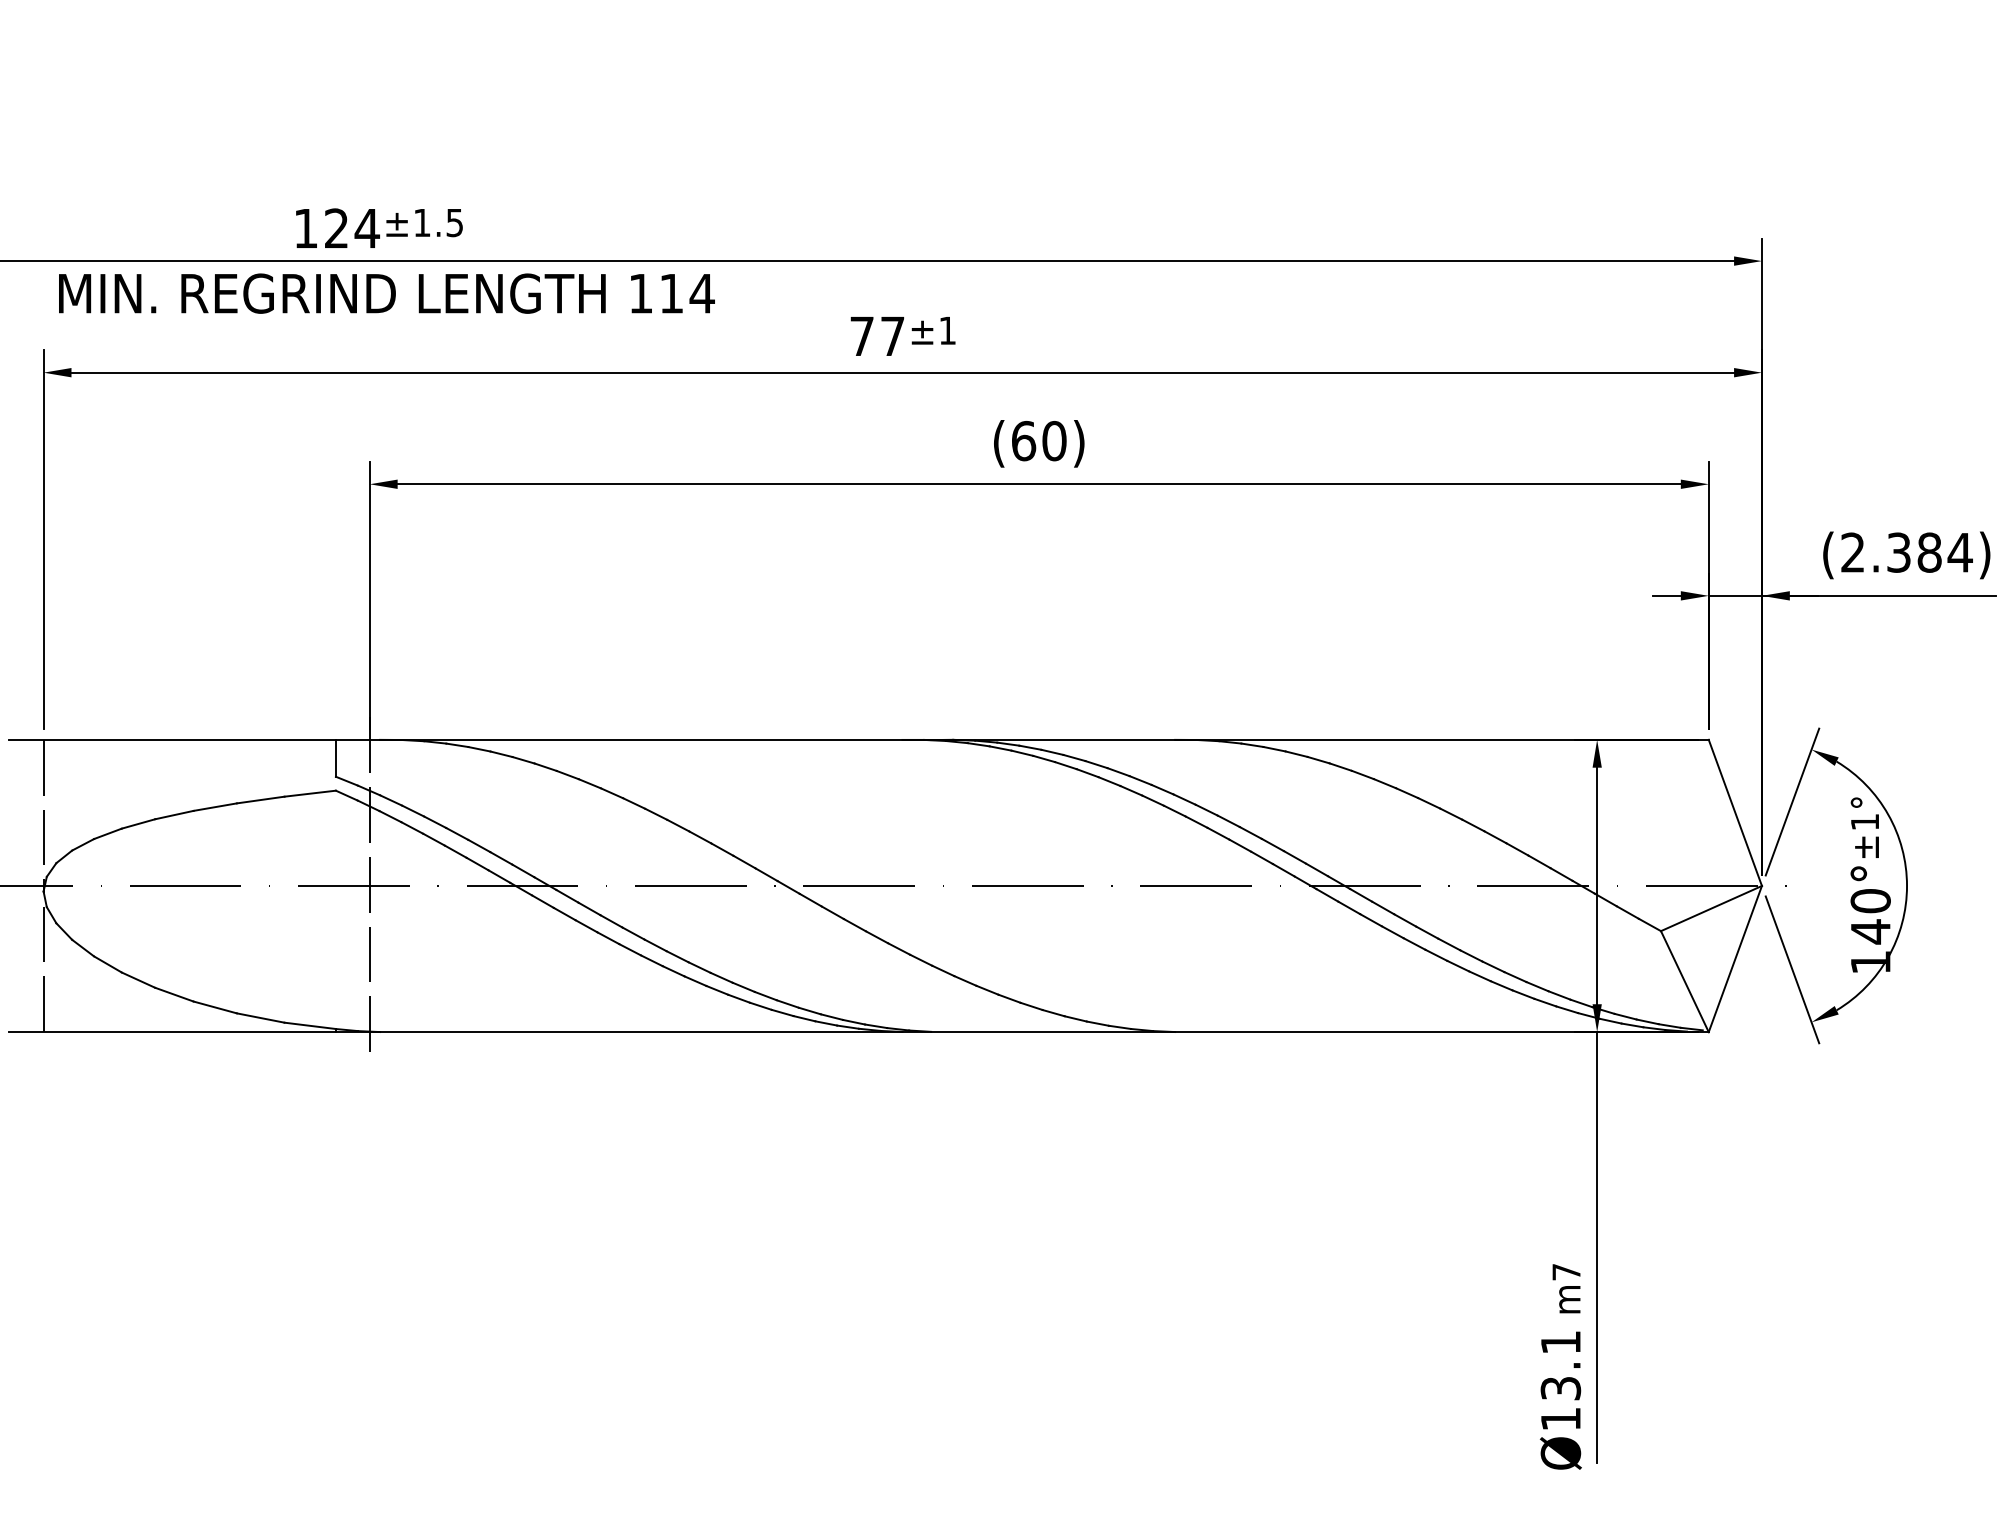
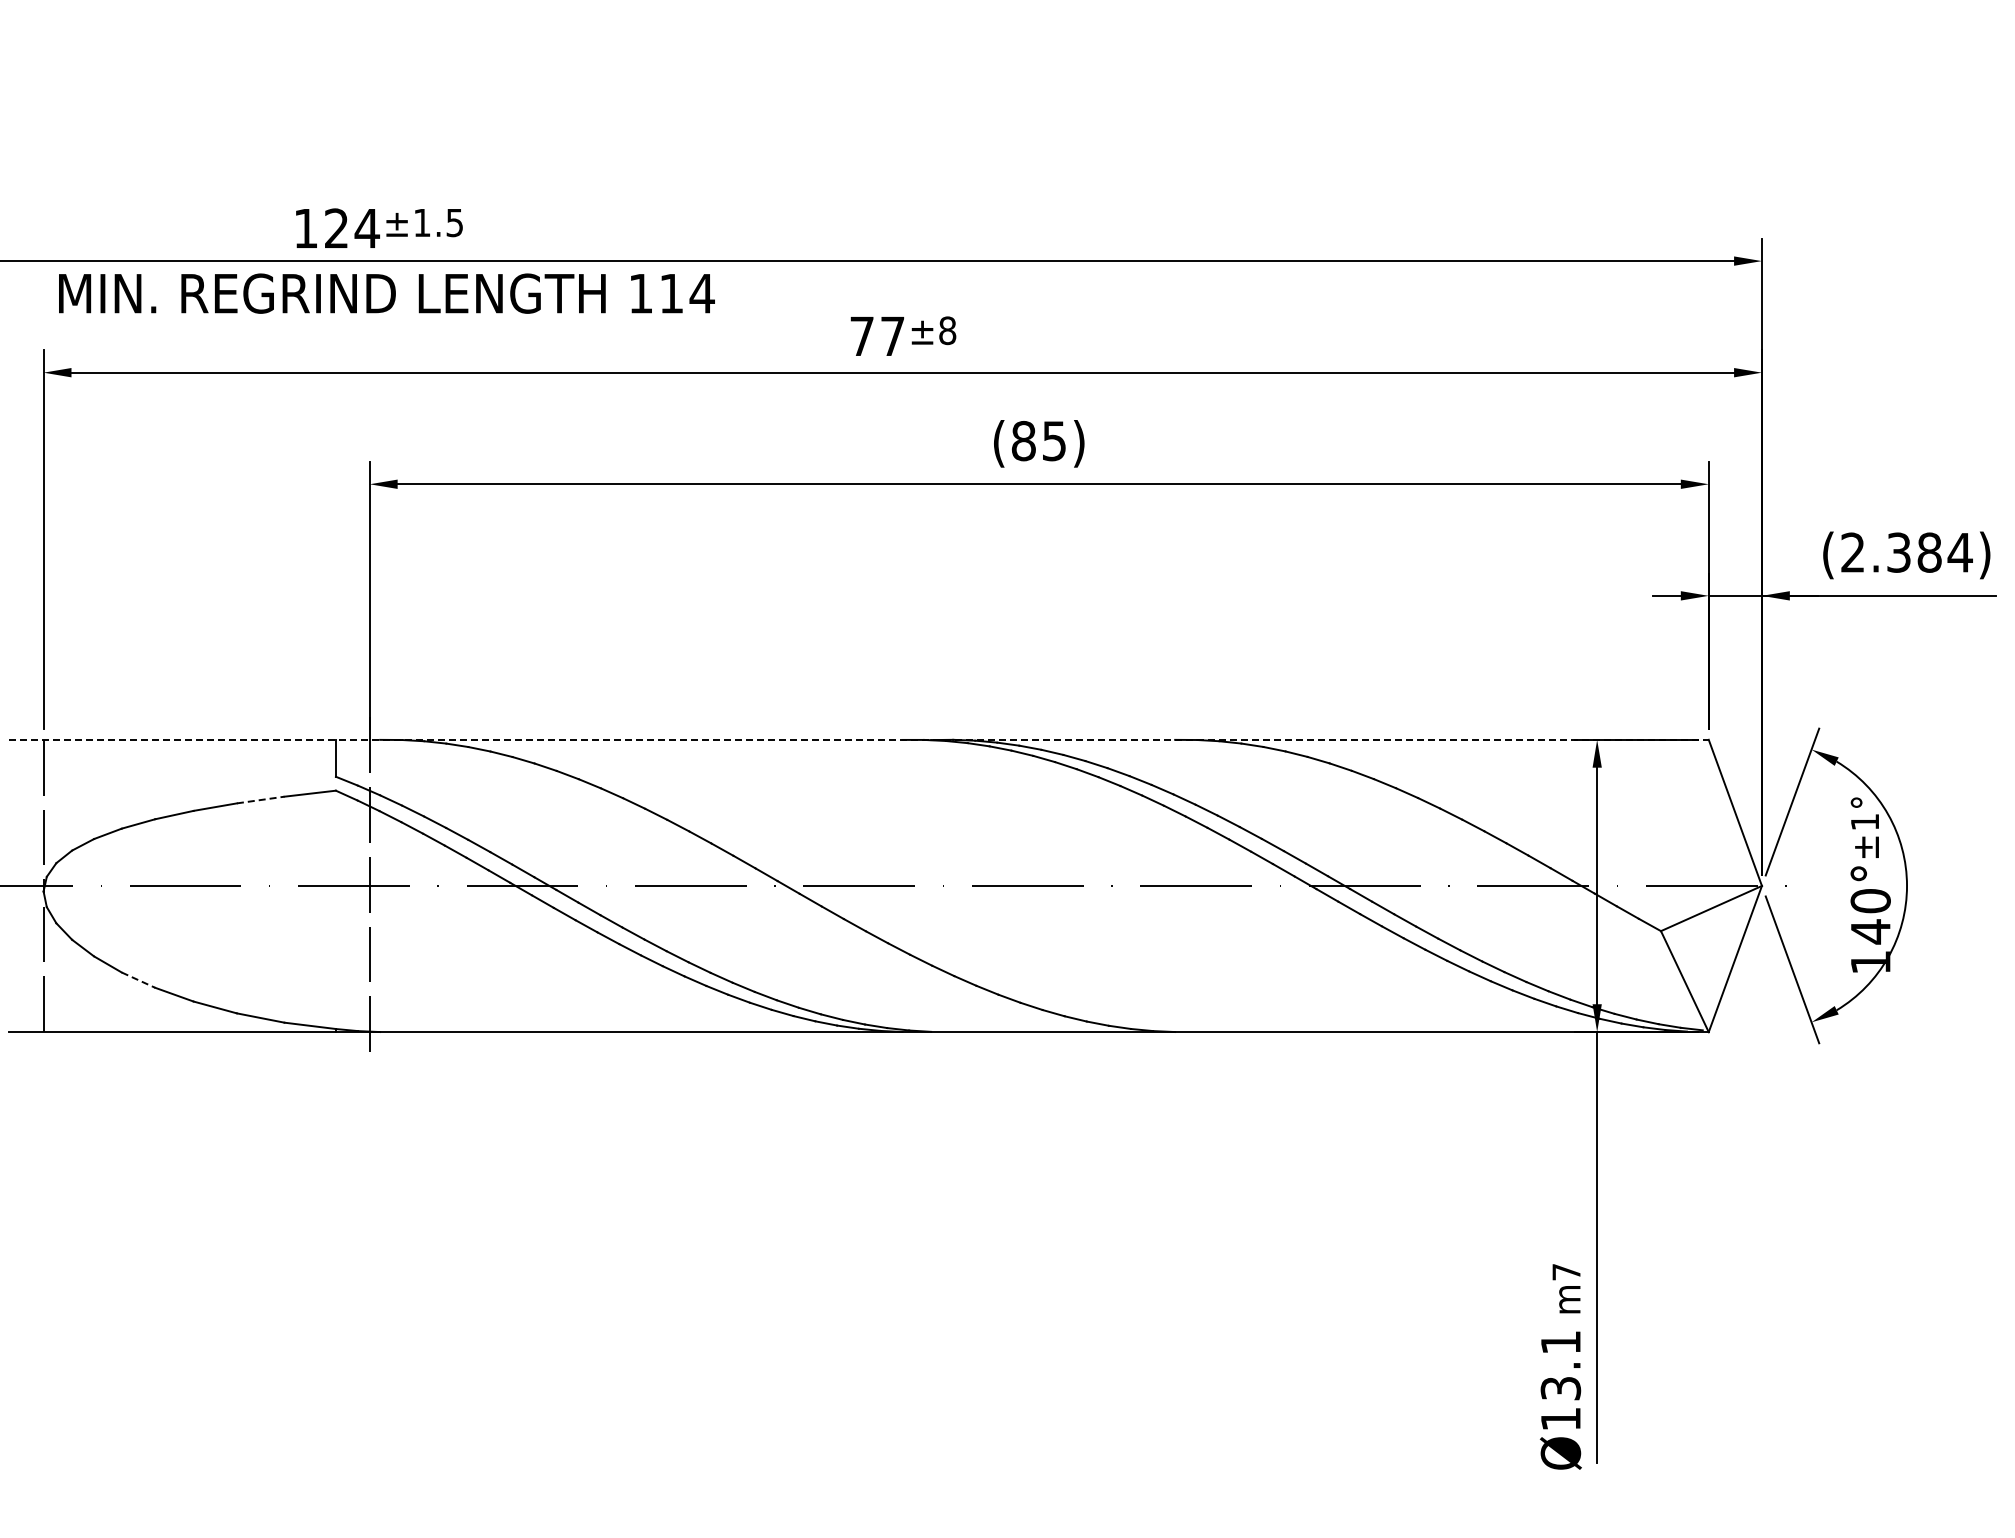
text: ±1 -> ±8 (947, 330)
text: (60) -> (85) (1038, 440)
line: solid -> dashed (858, 739)
line: solid -> dashed (261, 799)
line: solid -> dashed (138, 980)
